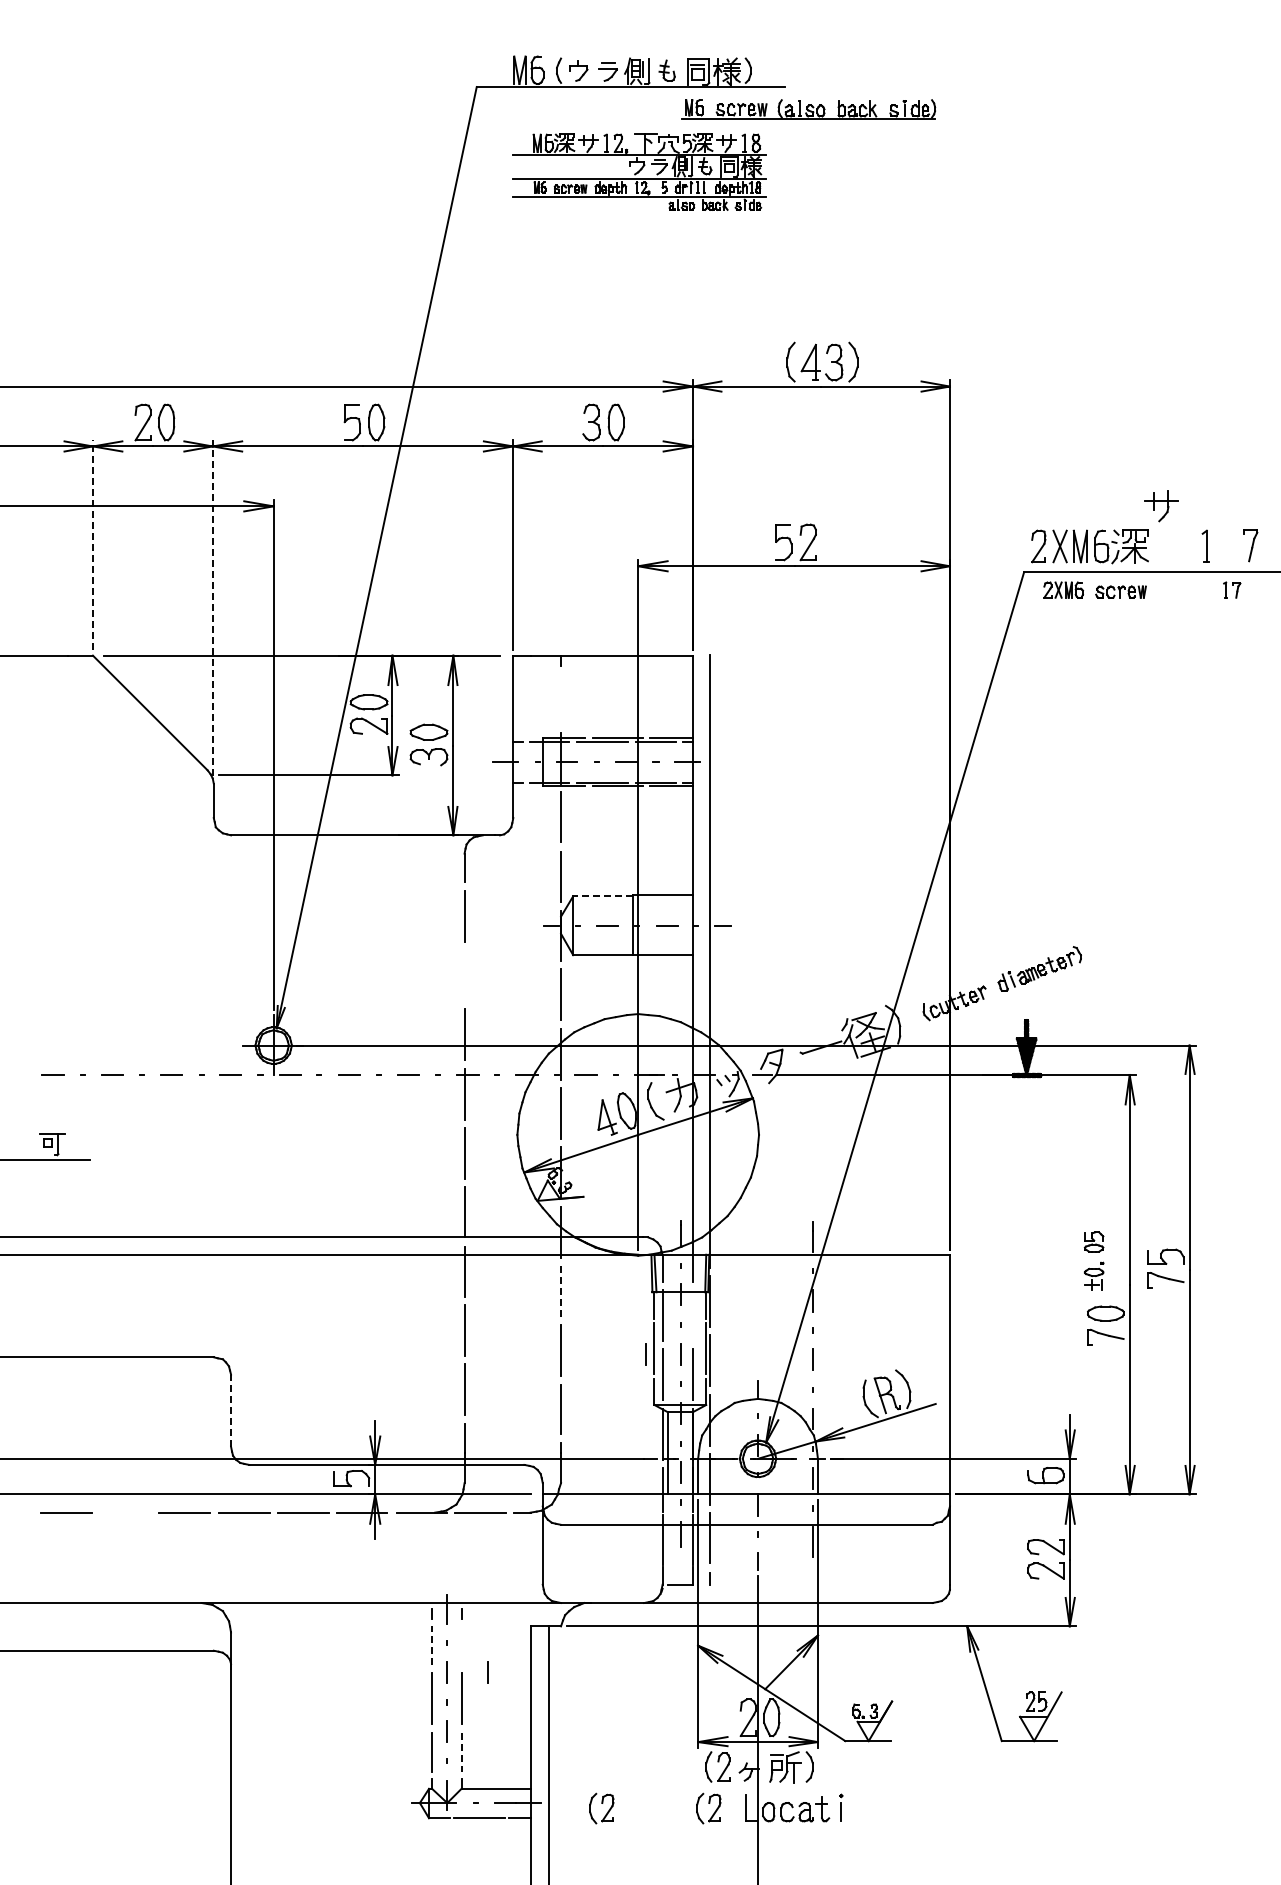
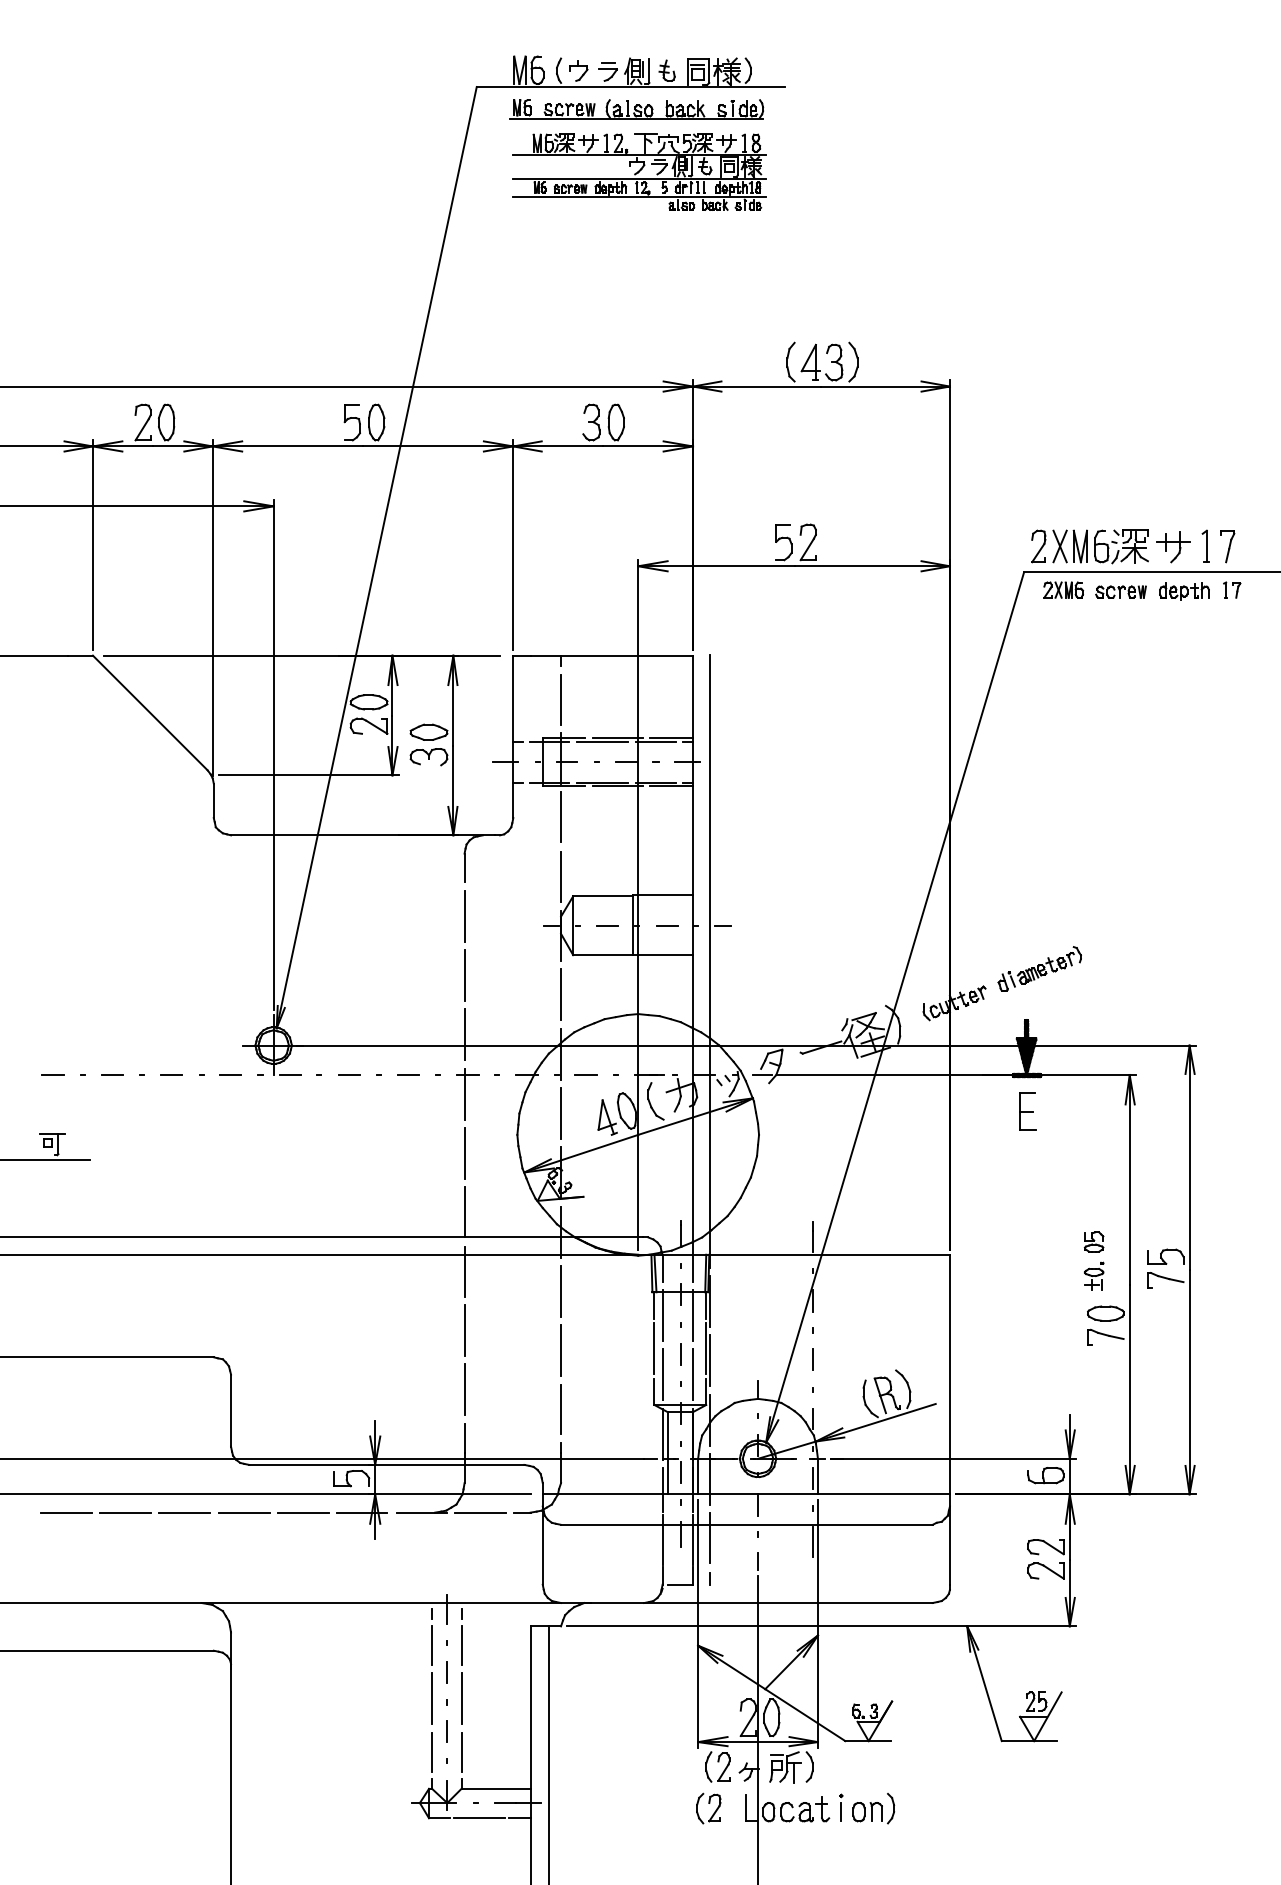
part position: (808, 109) -> (636, 109) (636, 109)
part position: (1161, 506) -> (1173, 547) (1173, 547)
line: dashed -> solid (92, 544)
part position: (1250, 545) -> (1227, 546) (1227, 546)
part: none -> present (1184, 591)
line: dashed -> solid (212, 607)
line: none -> present (561, 699)
line: dashed -> solid (603, 896)
line: none -> present (464, 975)
part: none -> present (1027, 1111)
line: dashed -> solid (561, 1291)
line: none -> present (693, 1315)
line: present -> none (645, 1354)
line: dashed -> solid (231, 1410)
line: none -> present (125, 1512)
line: dashed -> solid (432, 1645)
line: none -> present (461, 1645)
line: present -> none (487, 1672)
line: dashed -> solid (461, 1752)
part: present -> none (601, 1808)
part: none -> present (873, 1808)
